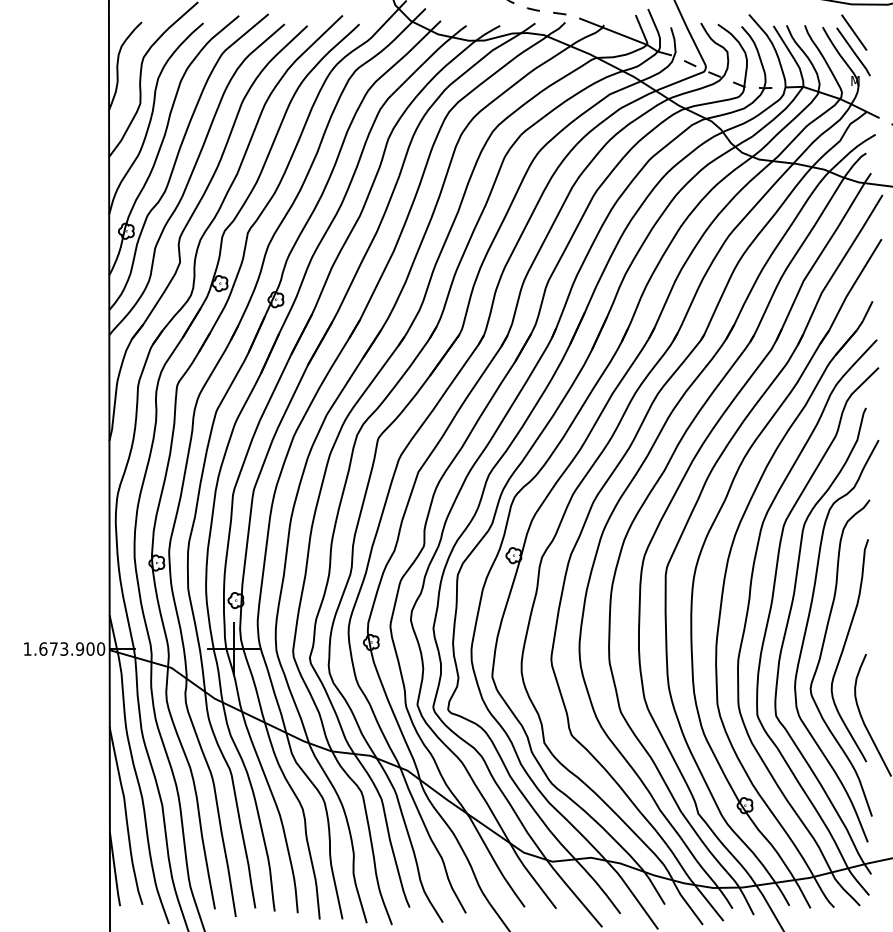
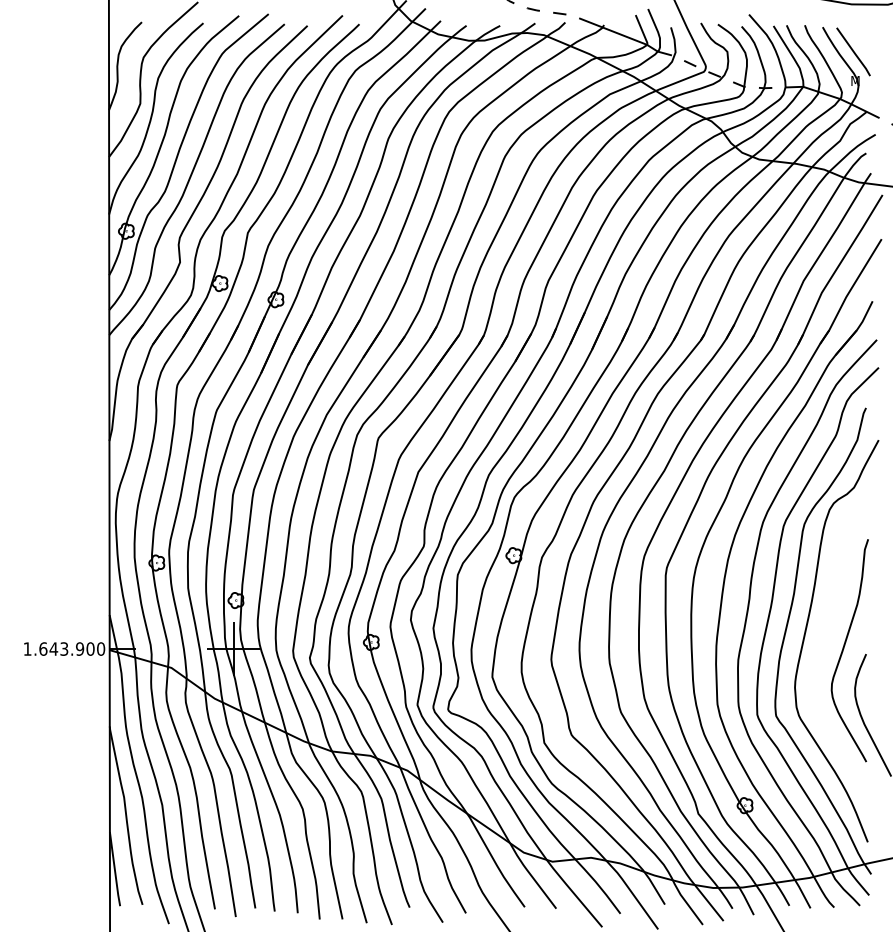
line: present -> none (854, 32)
text: 1.673.900 -> 1.643.900 (53, 648)
curve: present -> none (822, 652)
